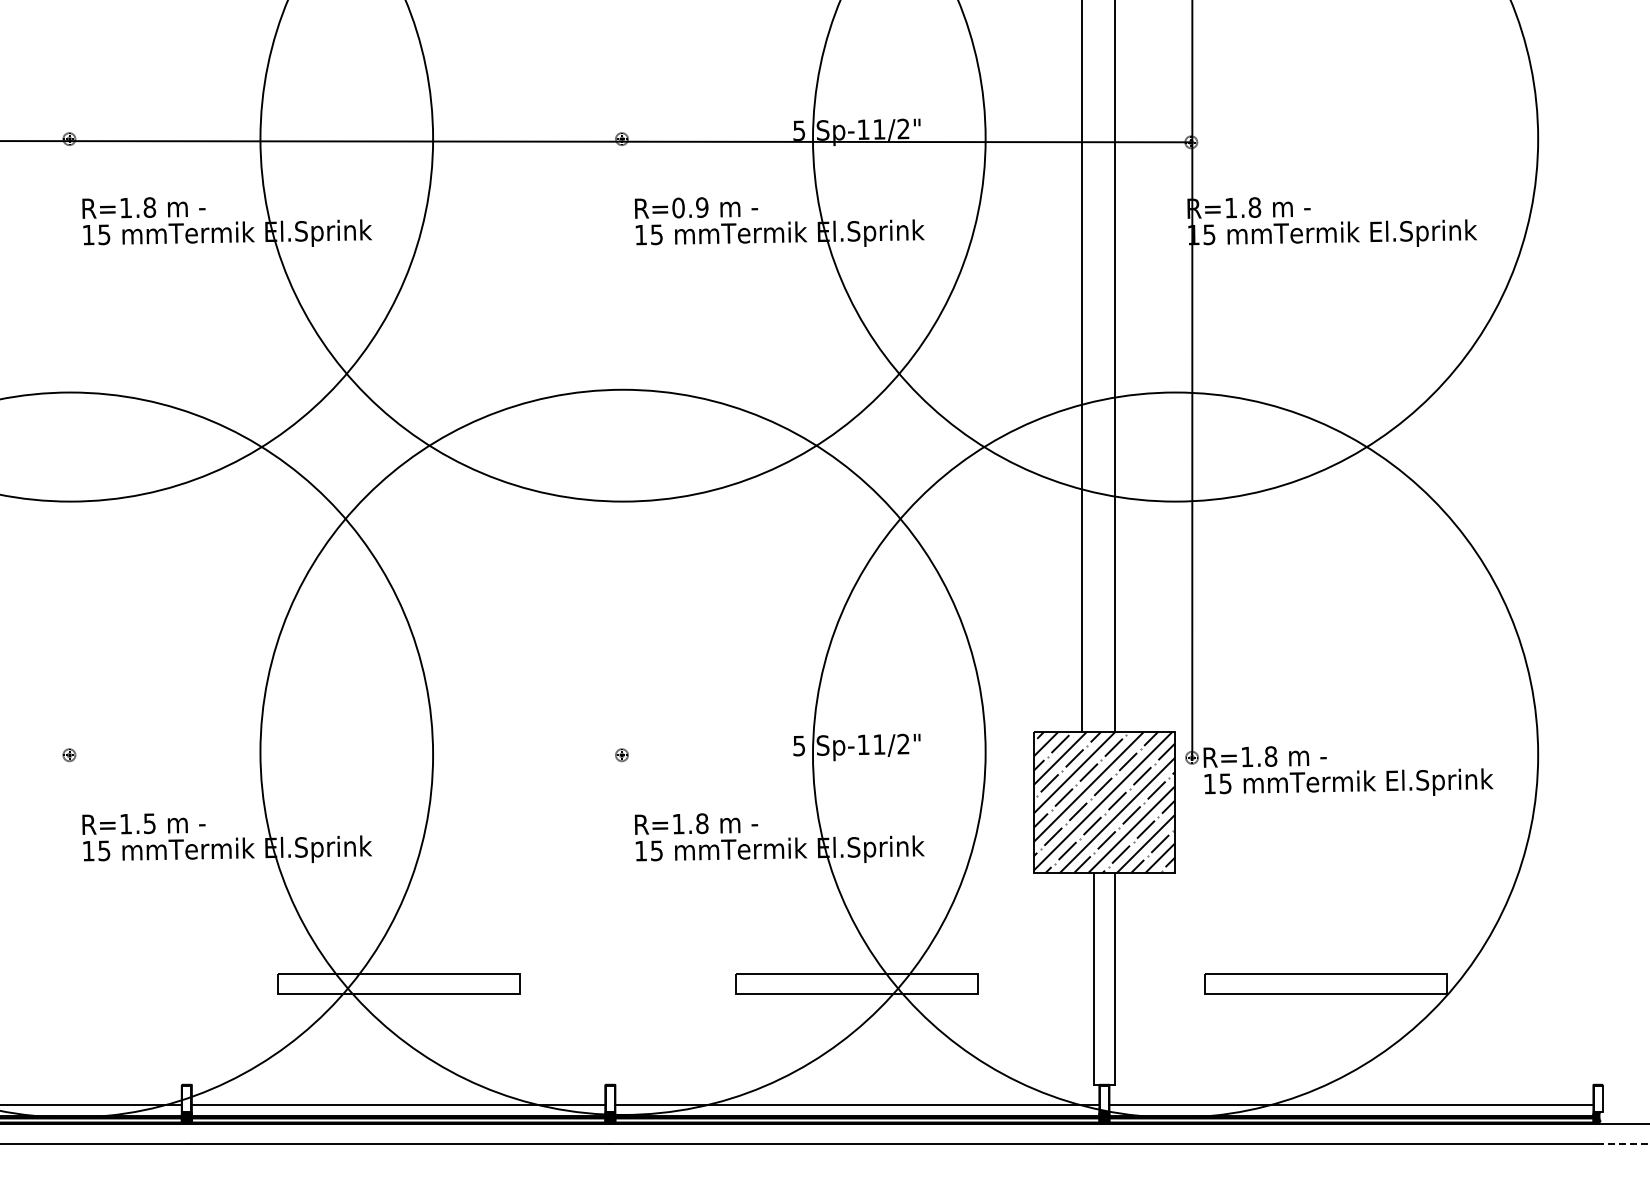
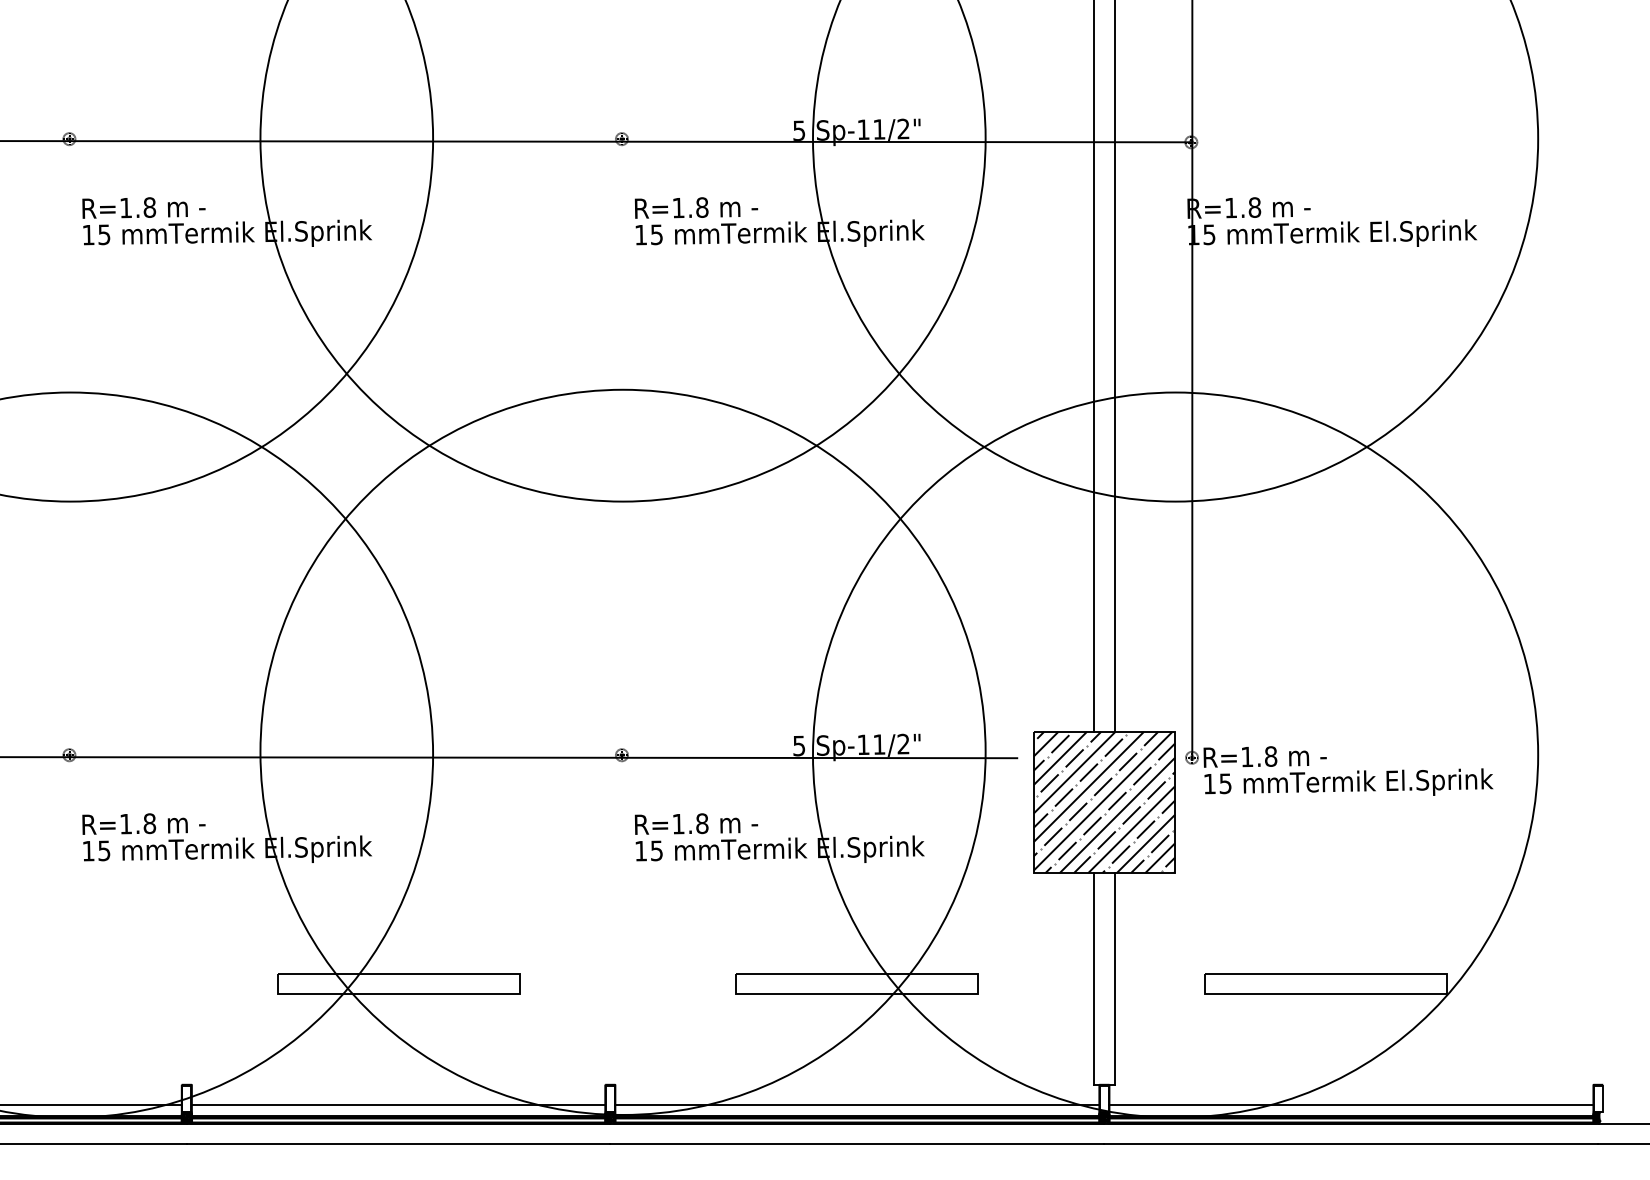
text: R=0.9 -> R=1.8 (690, 207)
line position: (1082, 366) -> (1094, 366) (1094, 366)
line: none -> present (509, 757)
text: R=1.5 -> R=1.8 (149, 823)
line: dashed -> solid (1623, 1144)
